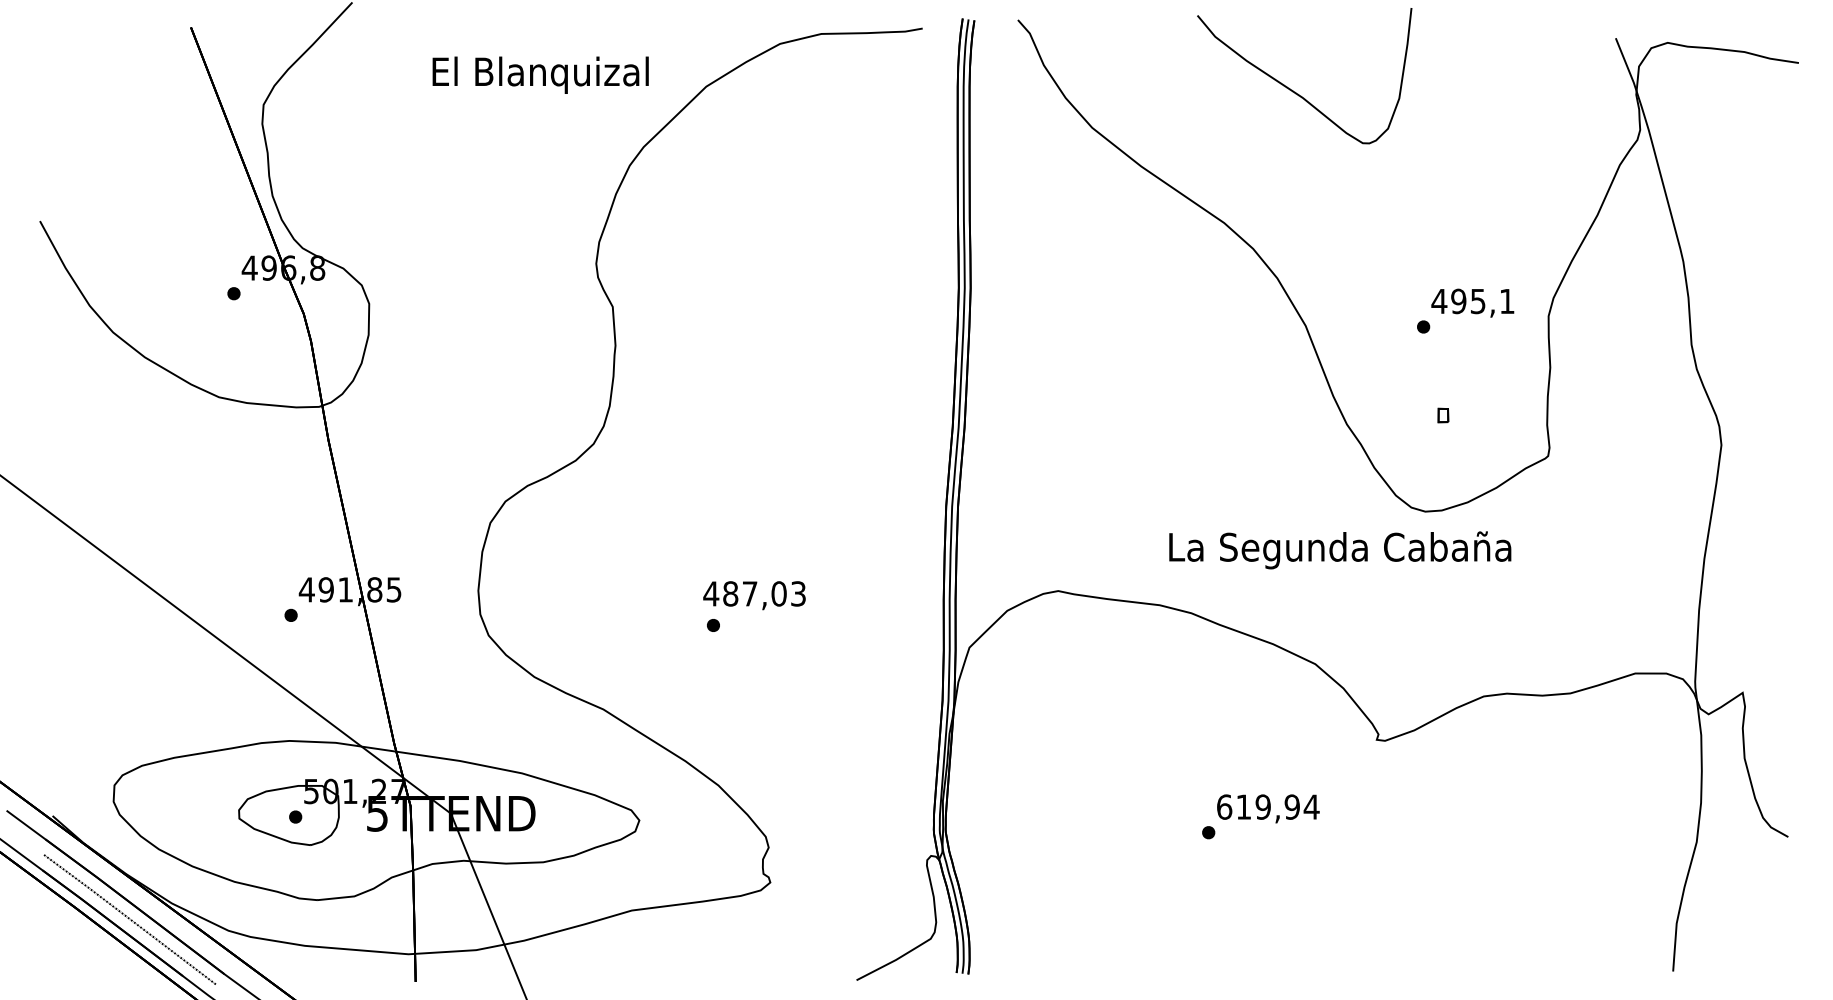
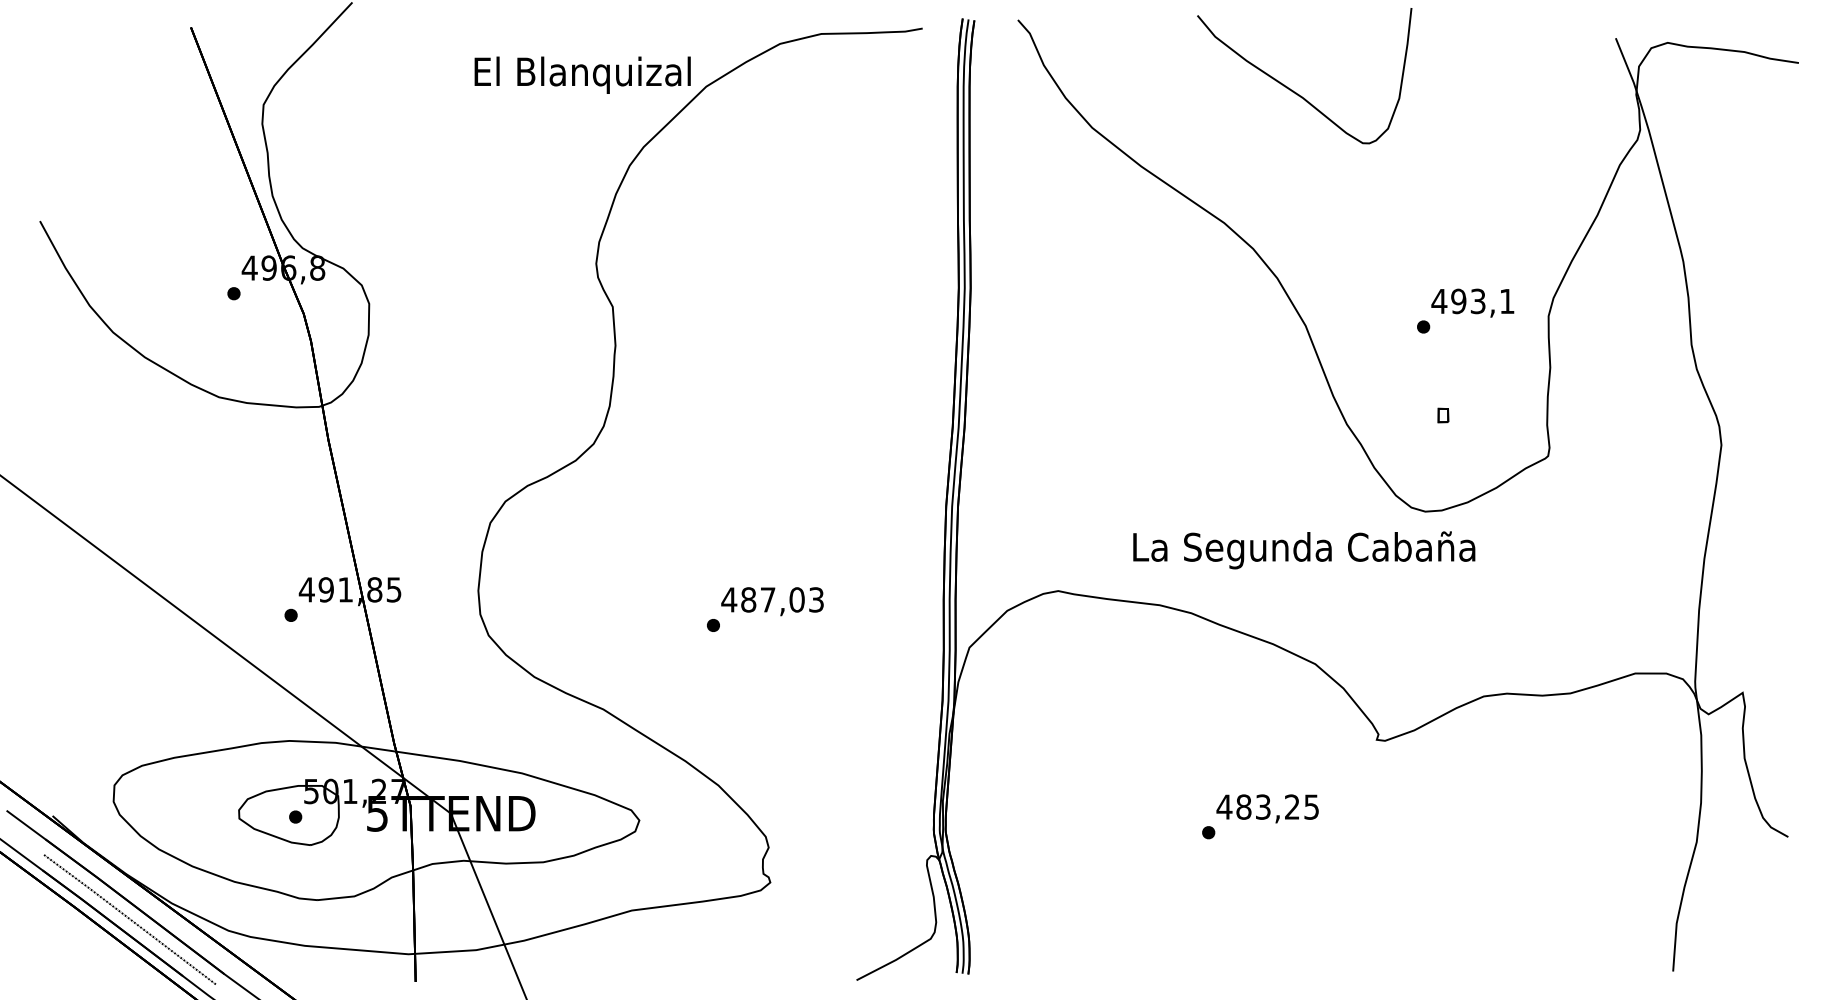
text position: (540, 74) -> (582, 74) (582, 74)
text: 495,1 -> 493,1 (1478, 300)
text position: (1340, 550) -> (1304, 550) (1304, 550)
text position: (754, 595) -> (772, 601) (772, 601)
text: 619,94 -> 483,25 (1267, 806)
